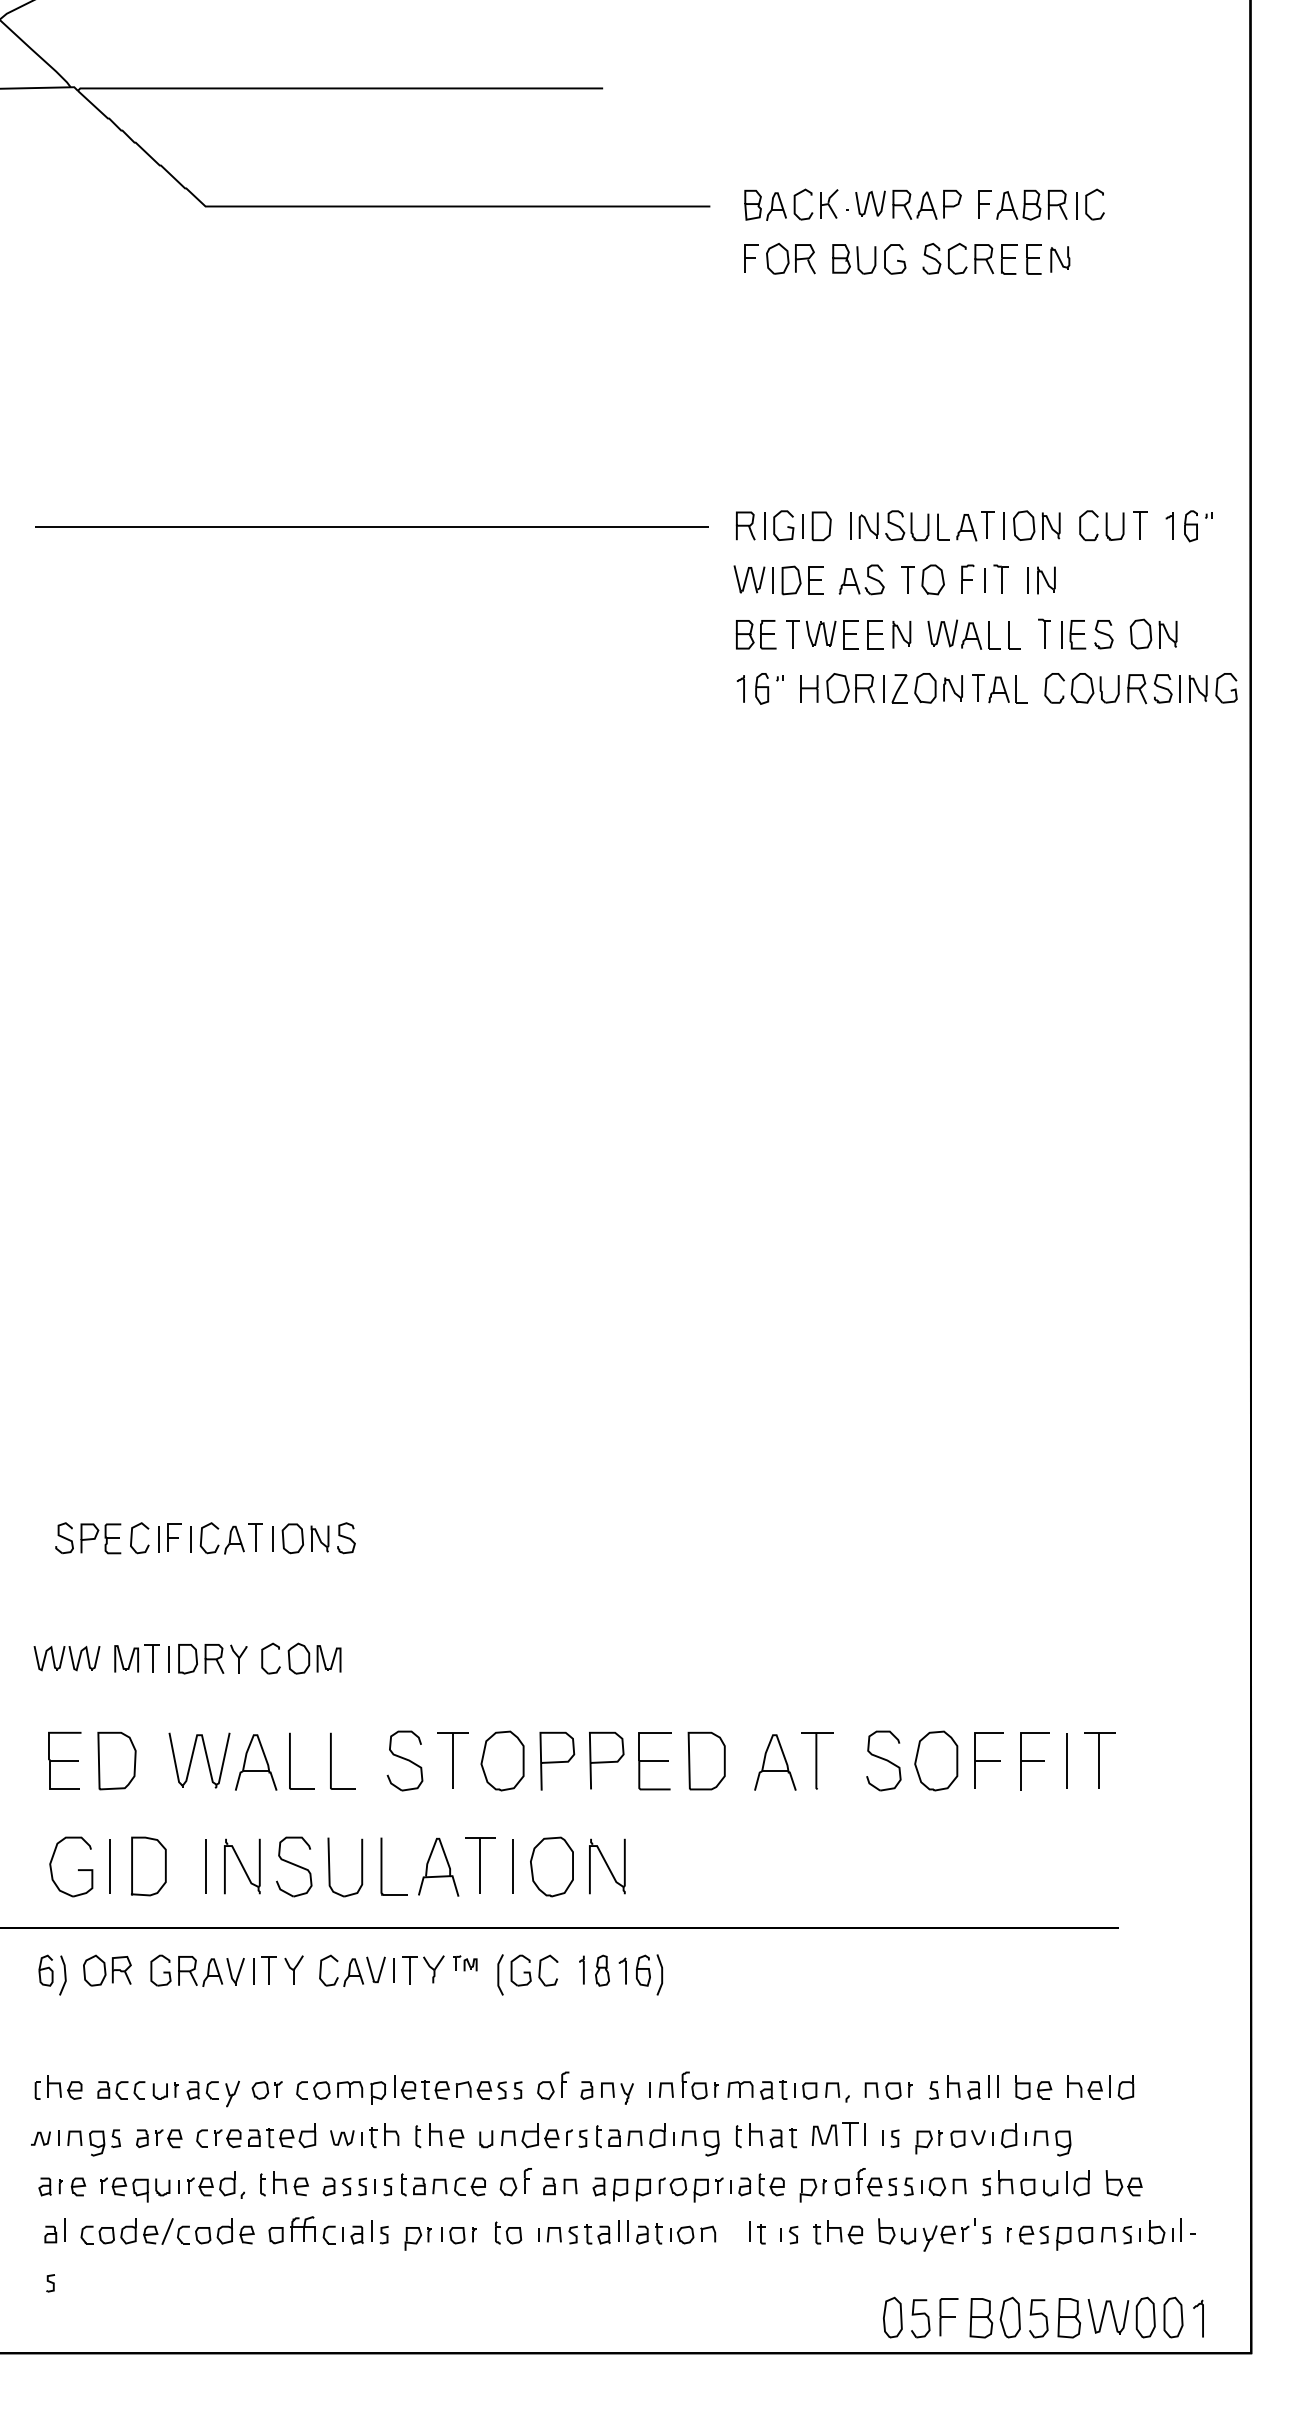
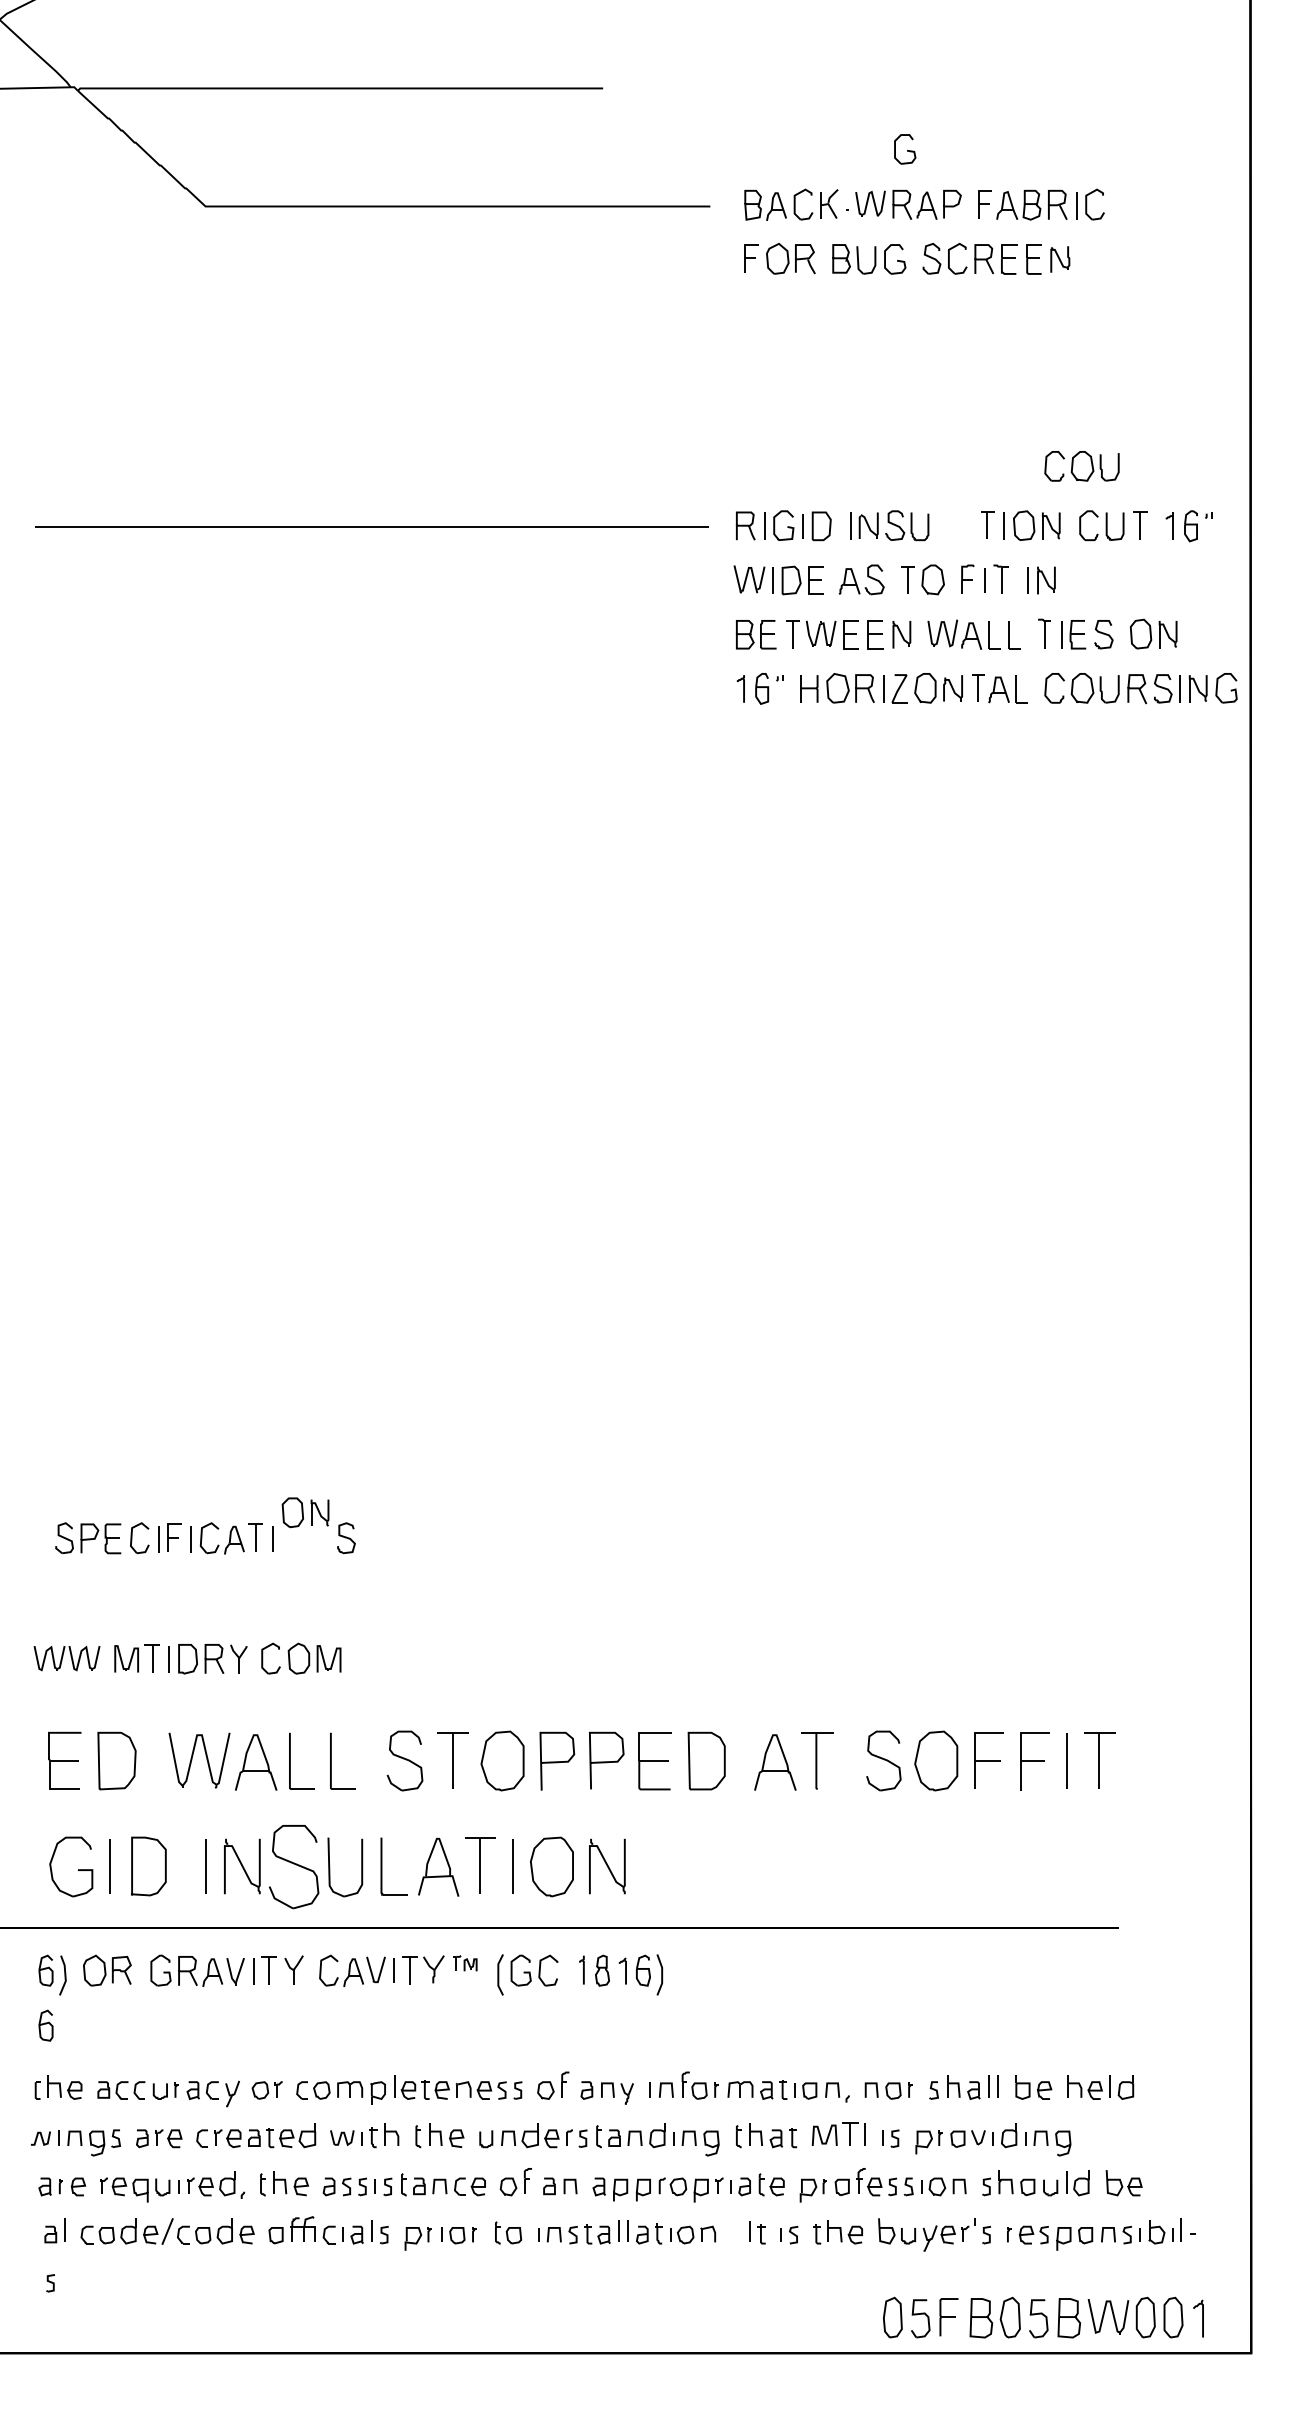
part: none -> present (905, 149)
part: none -> present (1081, 466)
part: present -> none (957, 527)
part position: (305, 1538) -> (305, 1512) (305, 1512)
part size: 37x62 px -> 52x85 px (293, 1867)
part: none -> present (45, 2025)
